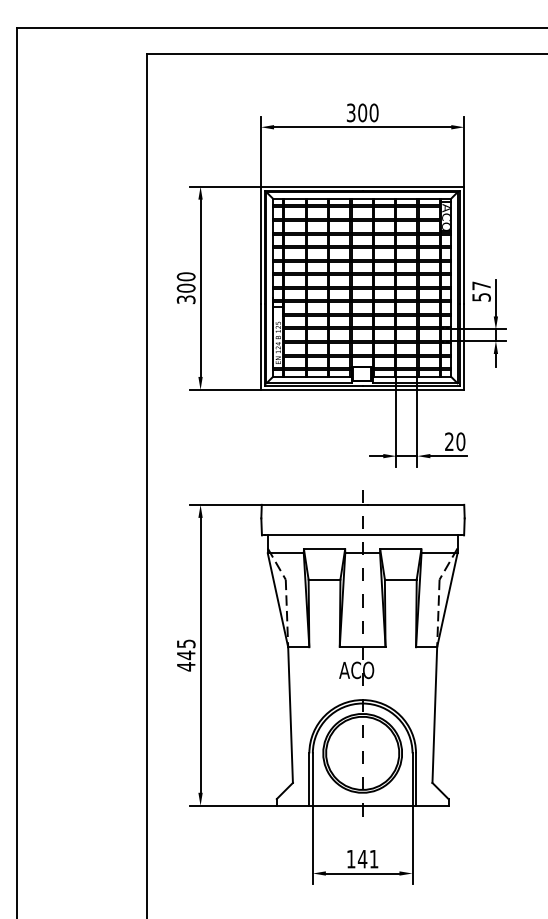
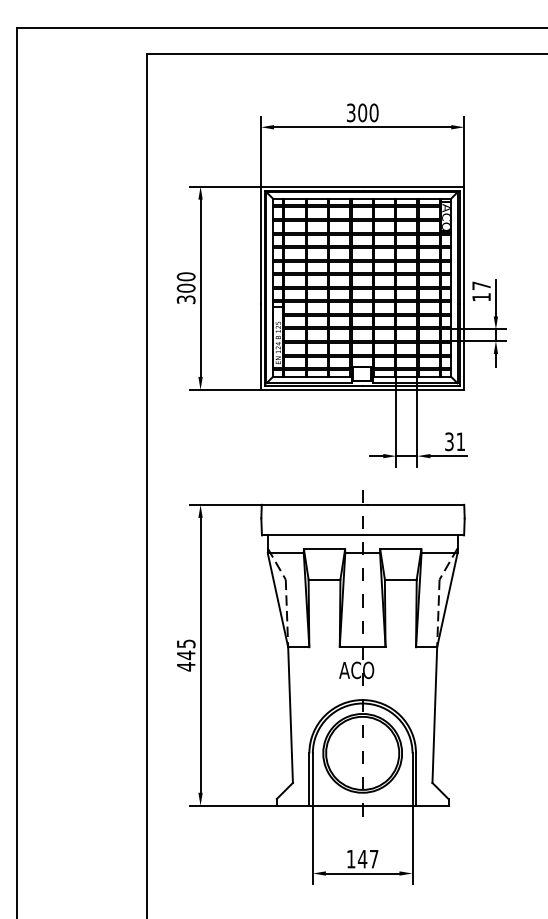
text: 57 -> 17 (481, 297)
text: 20 -> 31 (455, 441)
text: 141 -> 147 (374, 859)
